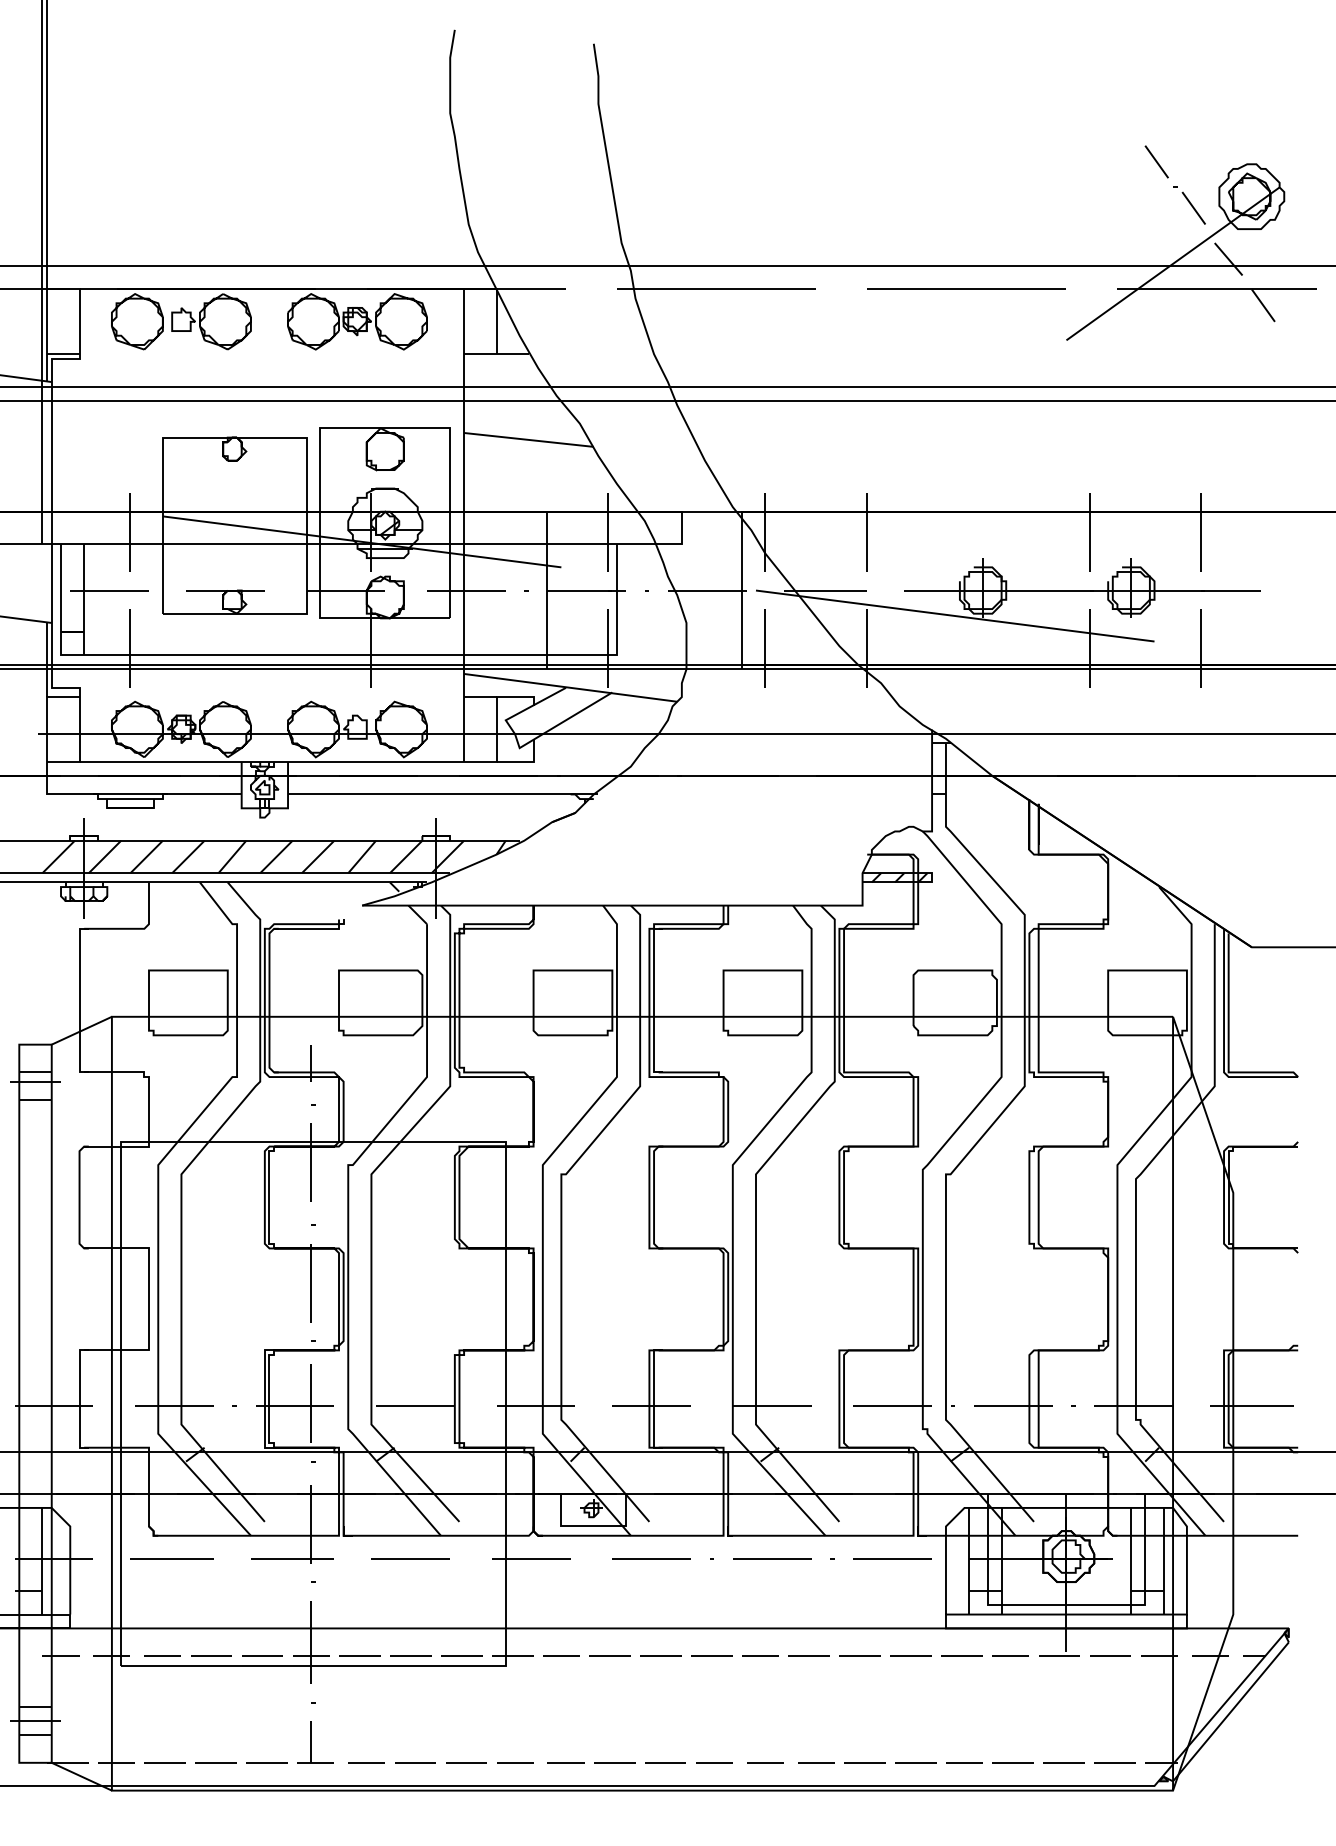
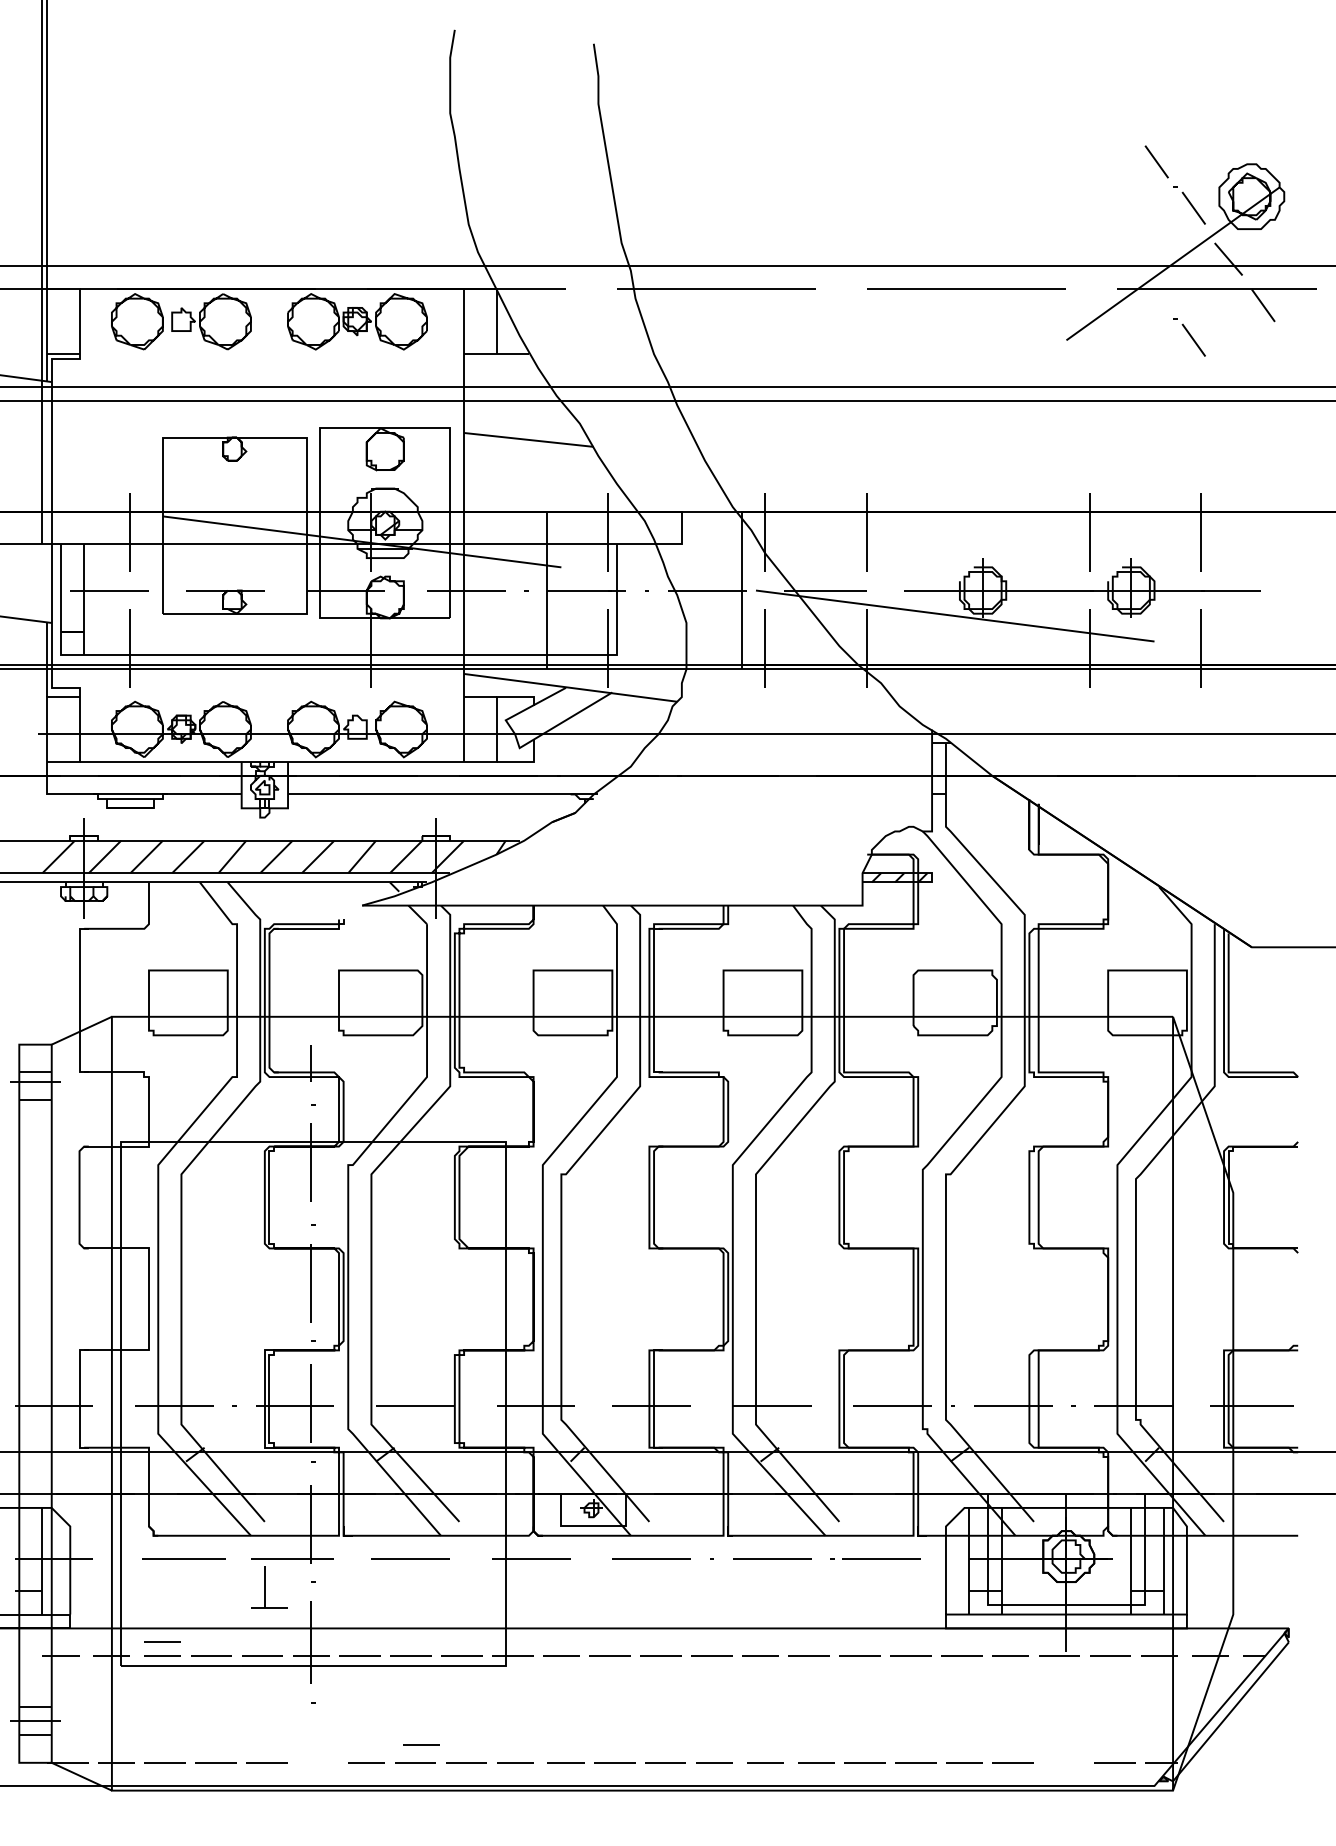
part: none -> present (1189, 337)
line position: (171, 1558) -> (183, 1558) (183, 1558)
line position: (892, 1558) -> (881, 1558) (881, 1558)
line: none -> present (162, 1641)
part position: (315, 1742) -> (269, 1587) (269, 1587)
line: none -> present (421, 1744)
line: present -> none (1063, 1762)
